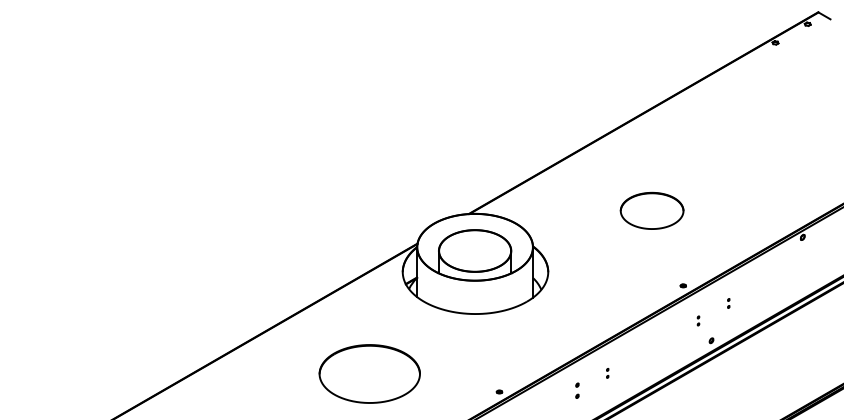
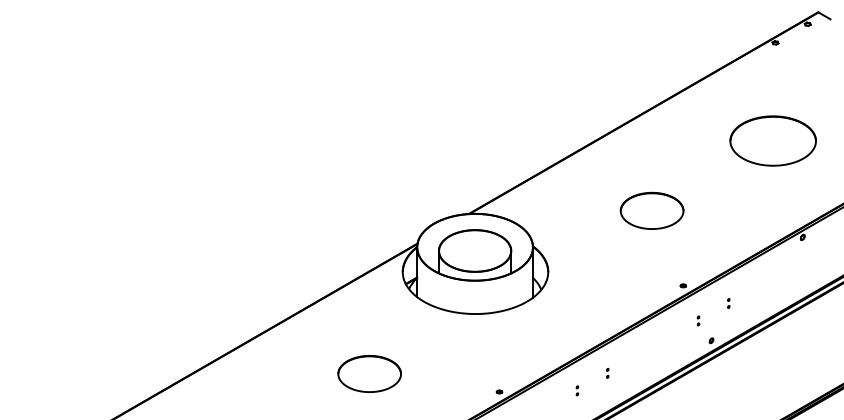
part: none -> present (772, 140)
part size: 103x60 px -> 65x38 px (369, 373)
part size: 5x17 px -> 5x12 px (577, 390)
